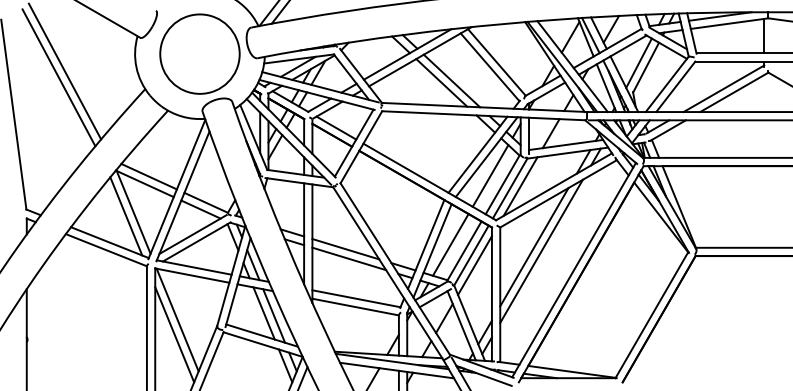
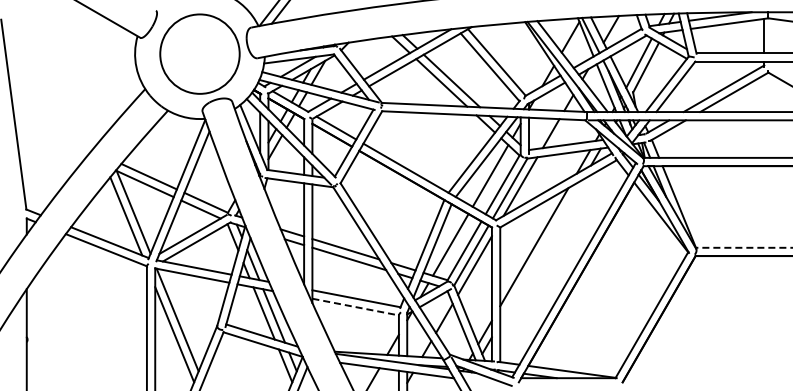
line: present -> none (64, 71)
line: present -> none (58, 77)
line: solid -> dashed (743, 247)
line: present -> none (541, 250)
line: solid -> dashed (356, 307)
